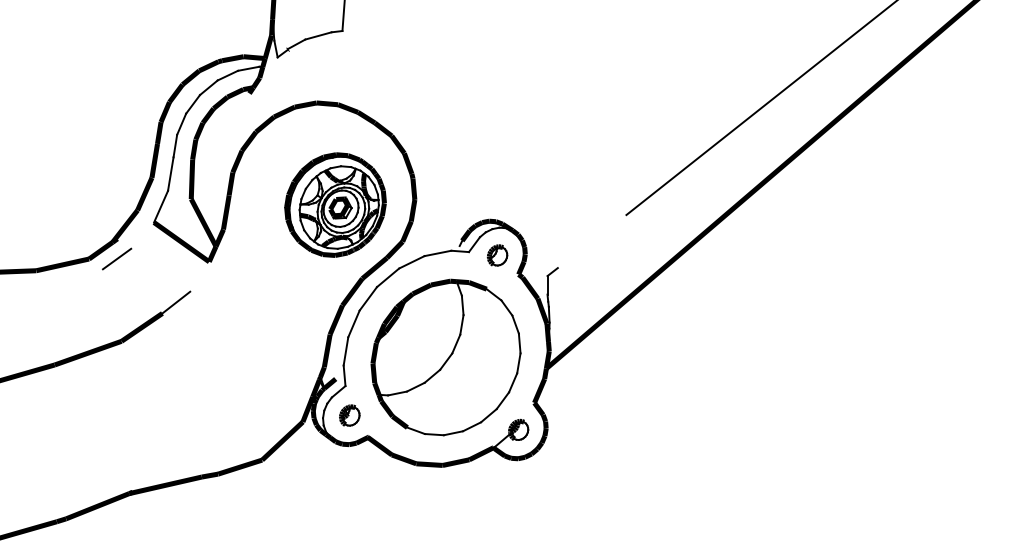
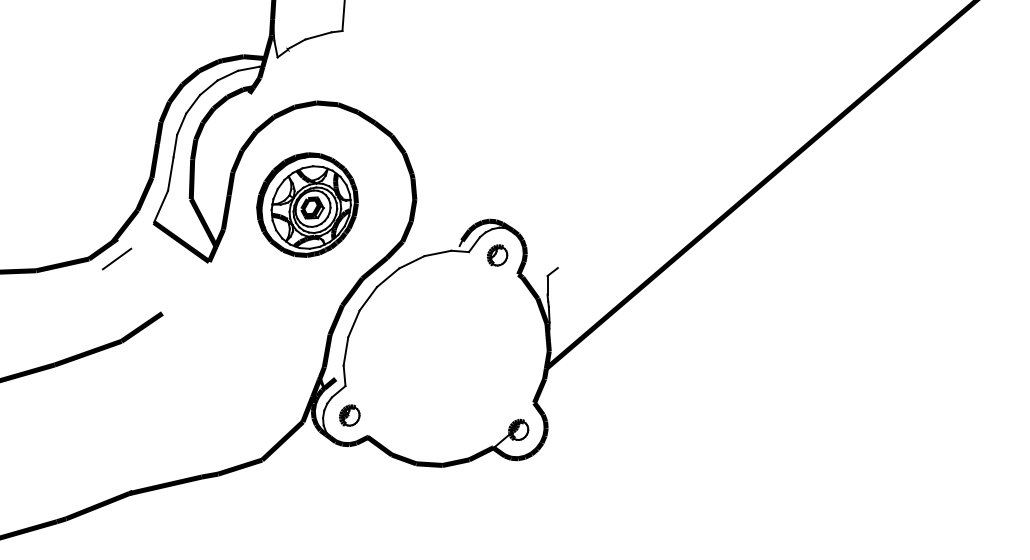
line: present -> none (760, 108)
part position: (335, 204) -> (307, 204) (307, 204)
line: present -> none (176, 302)
part: present -> none (445, 357)
